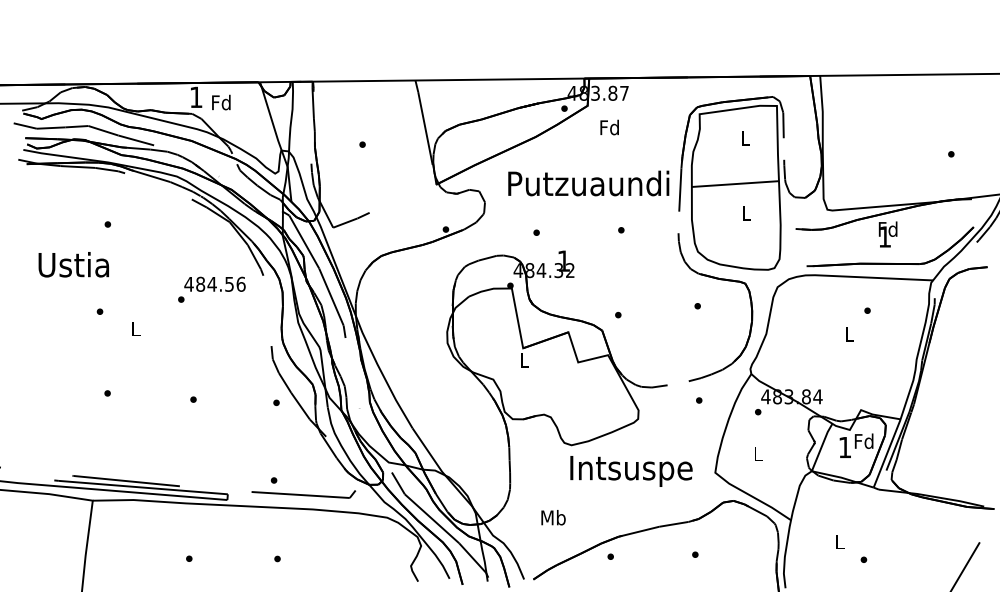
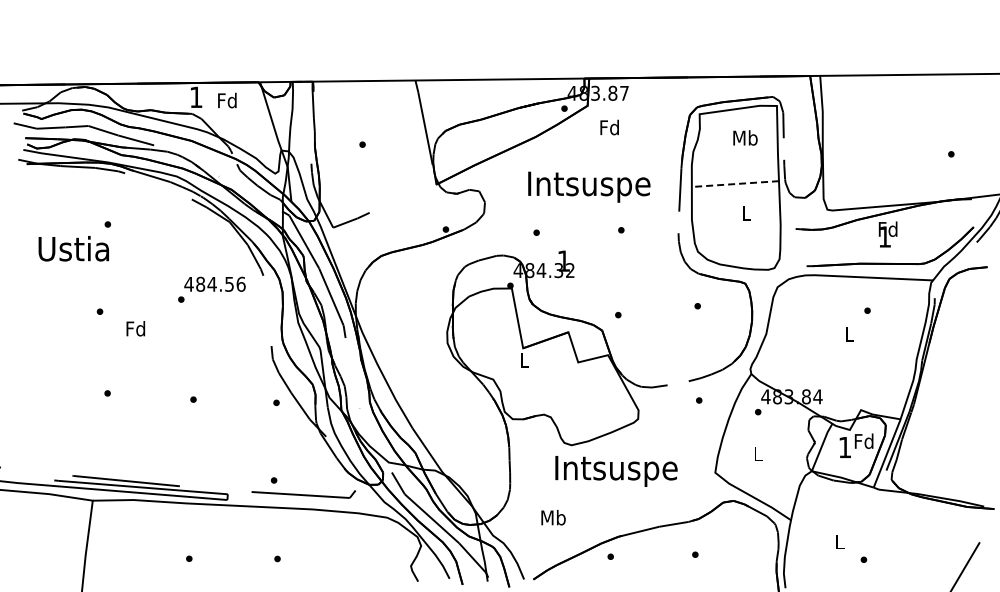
text position: (221, 102) -> (227, 100) (227, 100)
text: L -> Mb (745, 137)
line: solid -> dashed (735, 184)
text: Putzuaundi -> Intsuspe (588, 186)
text position: (73, 264) -> (73, 248) (73, 248)
text: L -> Fd (135, 328)
text position: (631, 471) -> (616, 471) (616, 471)
